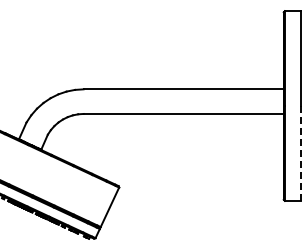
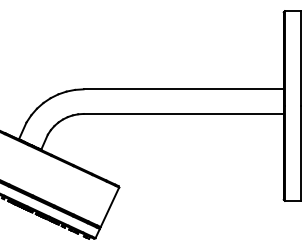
line: dashed -> solid (300, 152)
